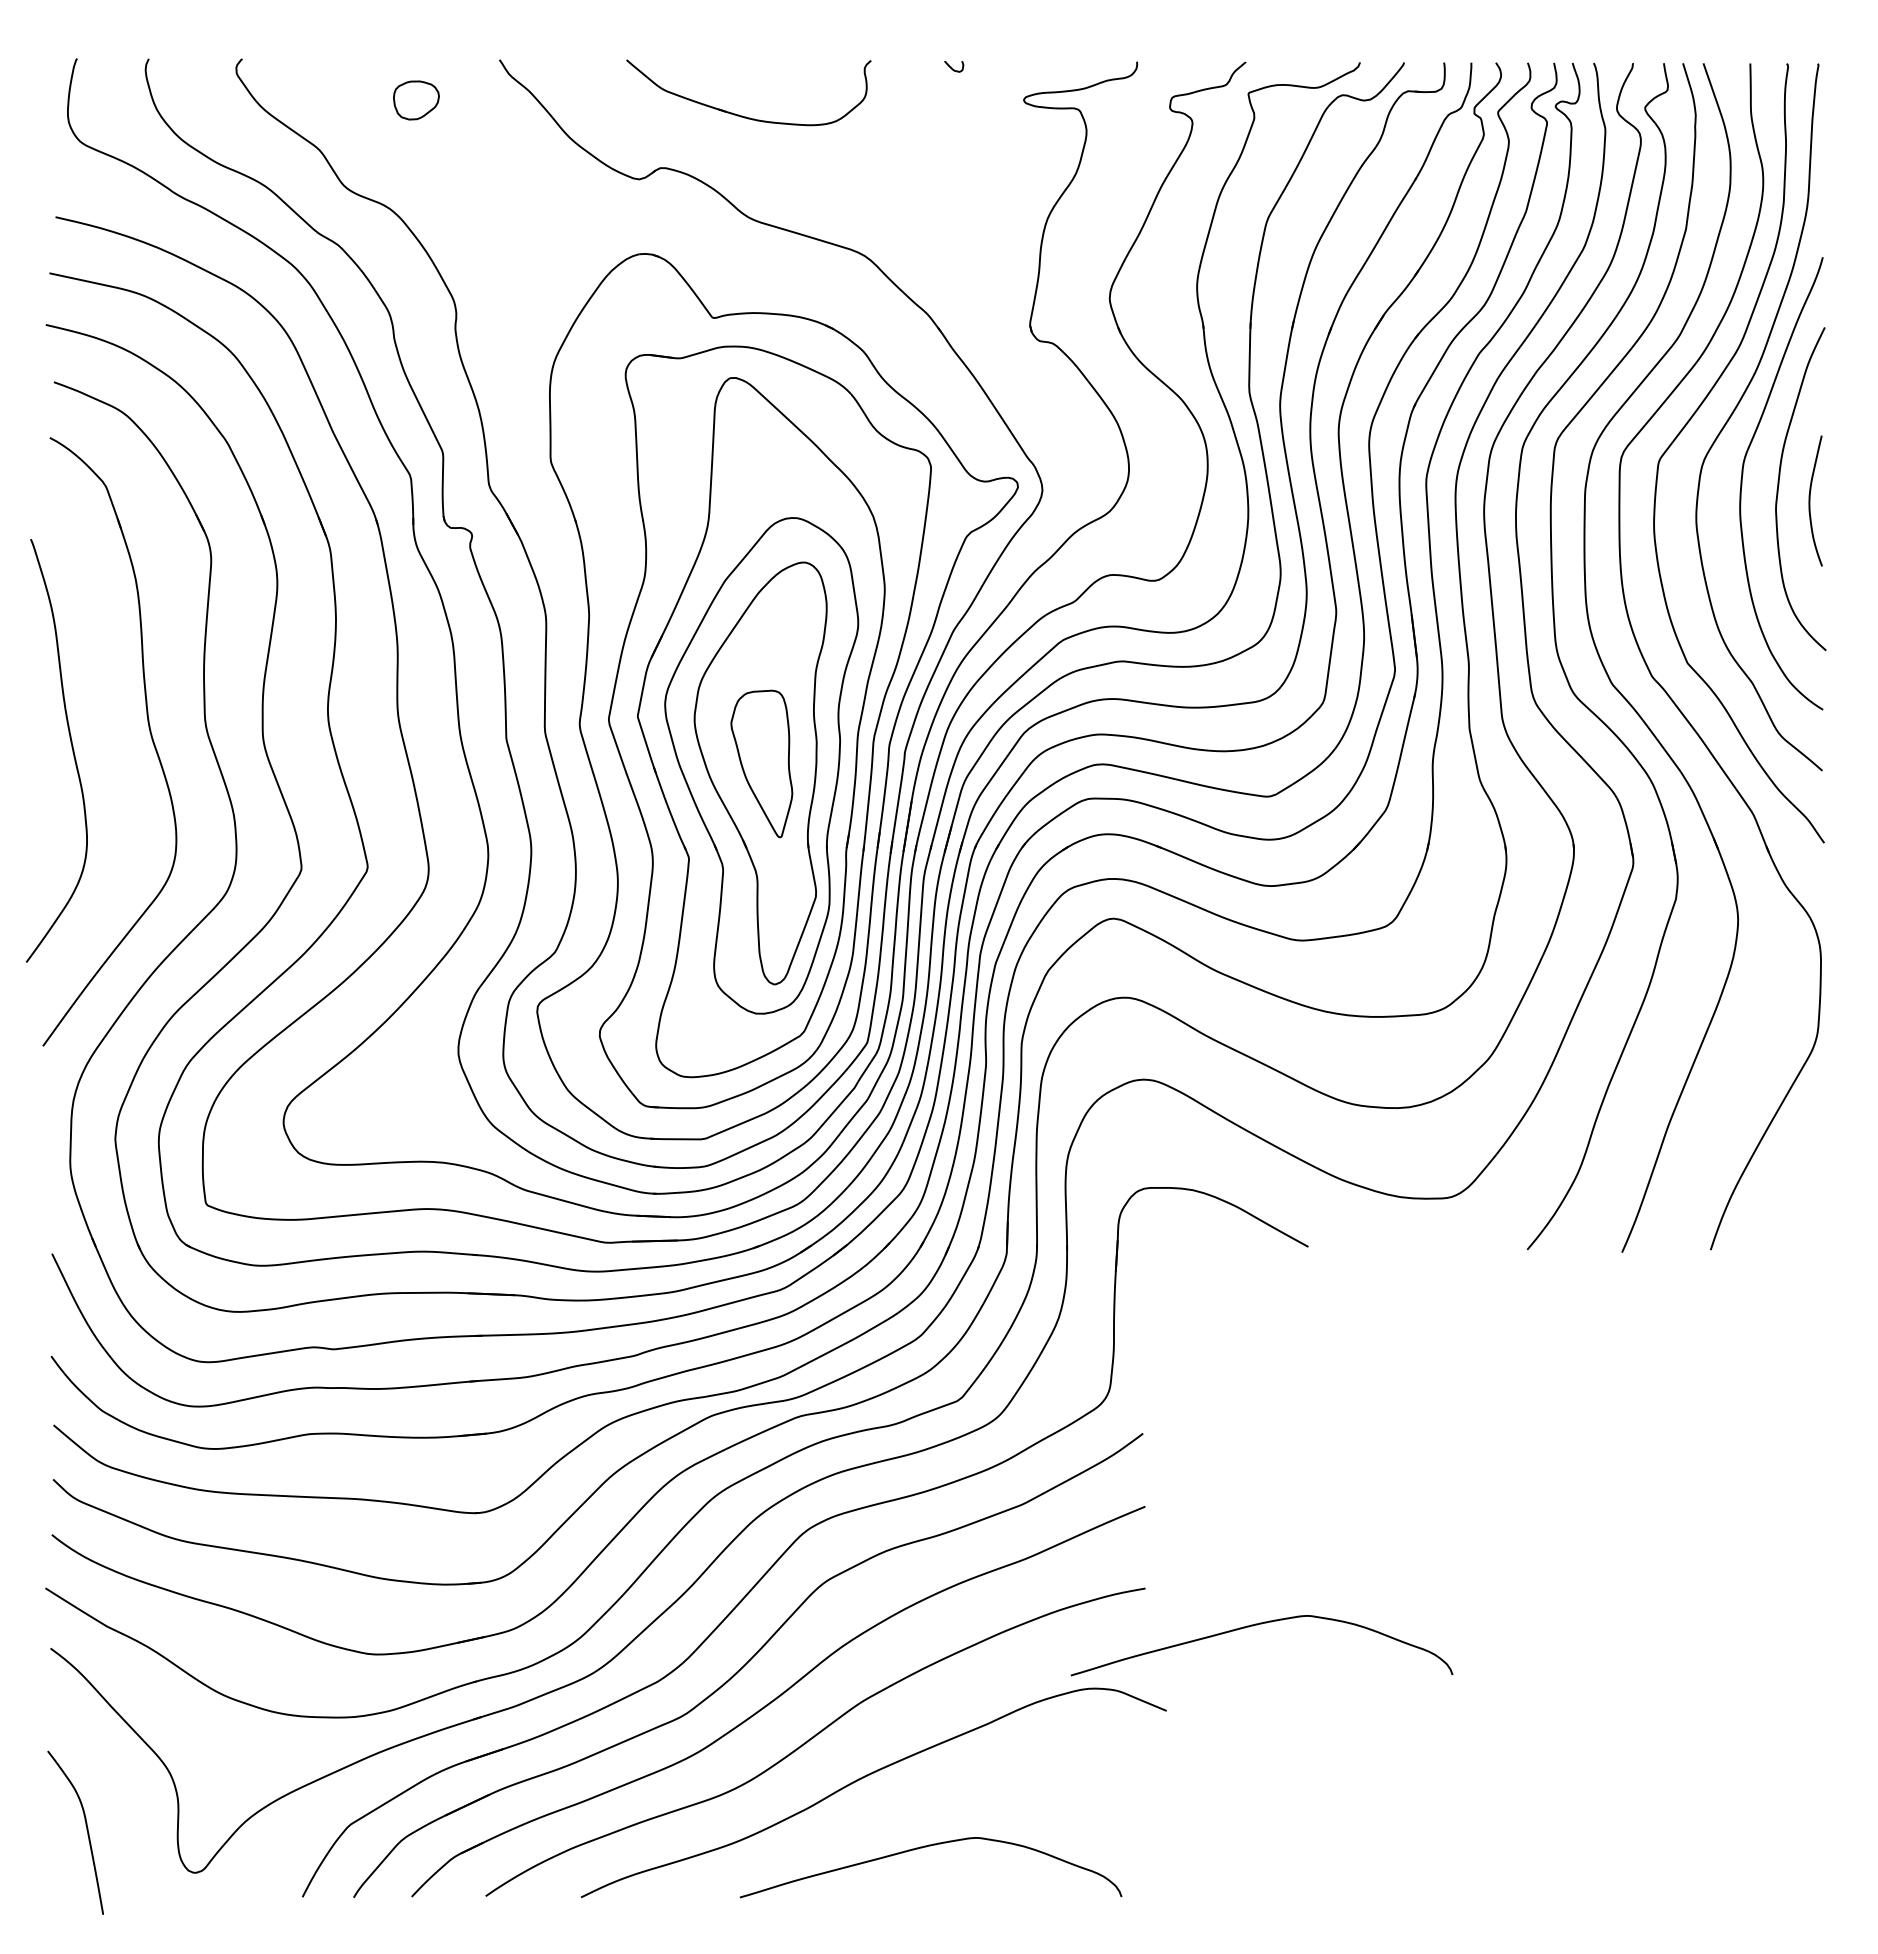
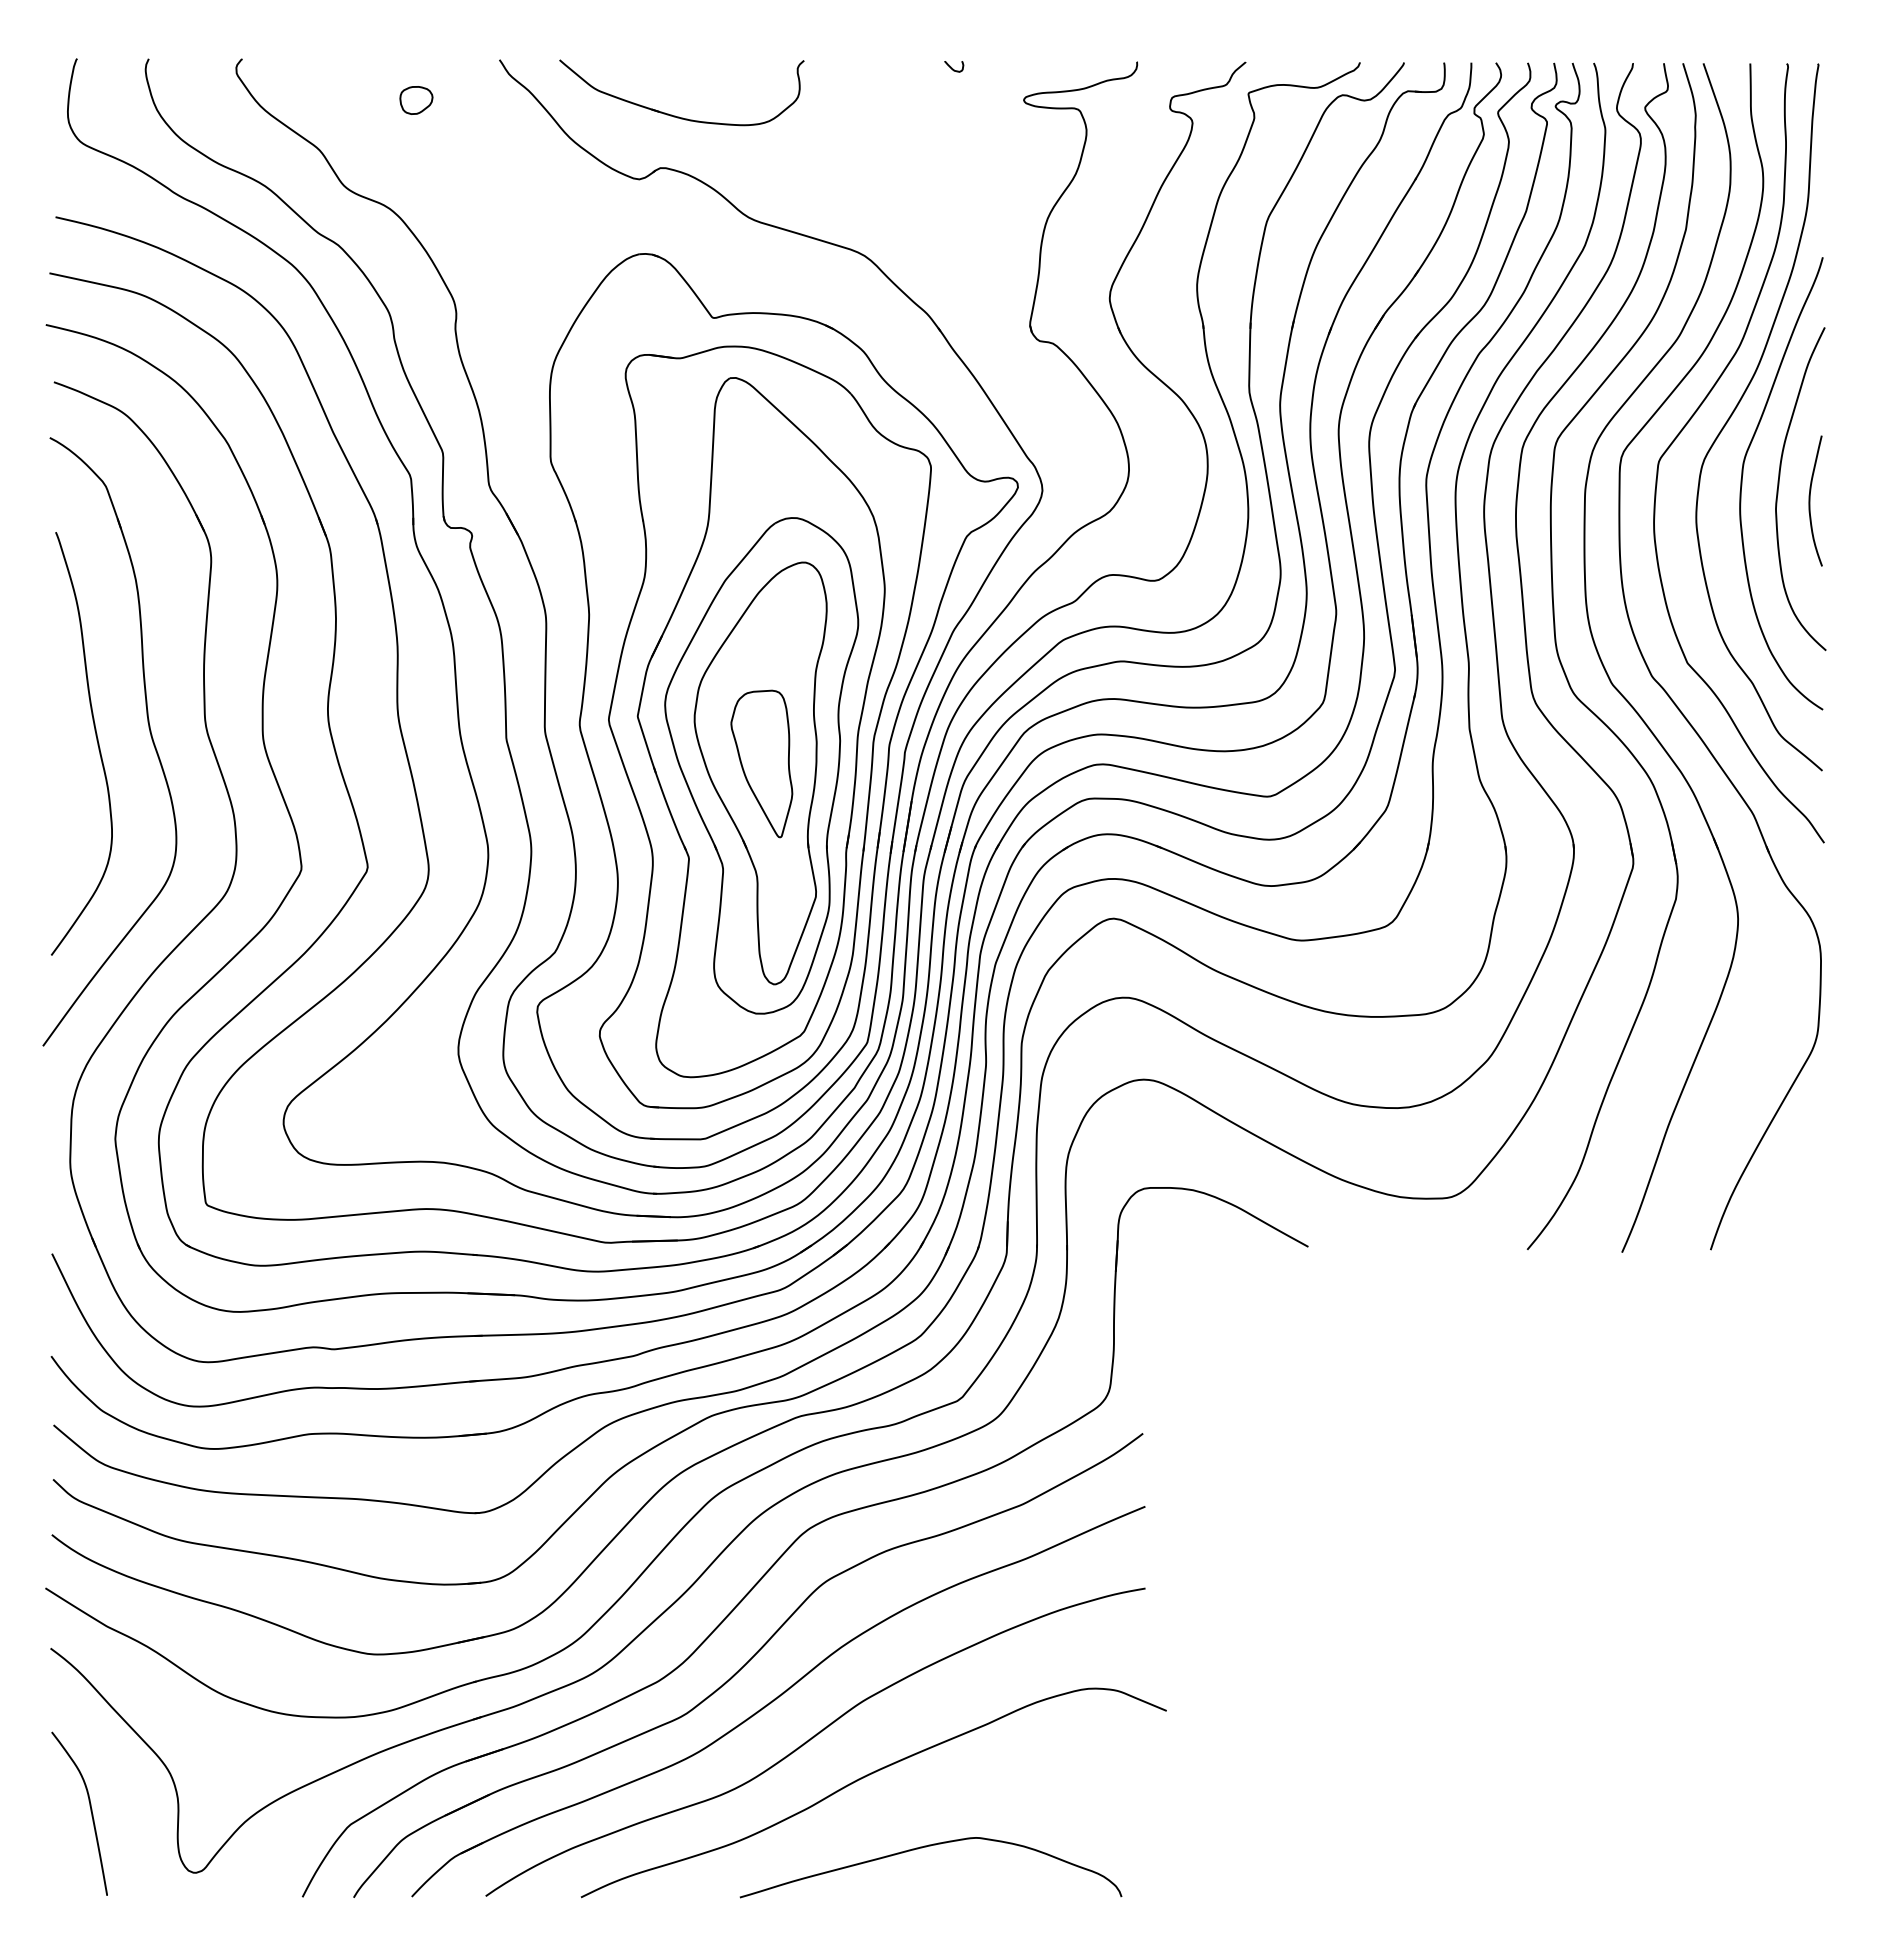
part size: 47x41 px -> 35x29 px (416, 100)
part position: (742, 115) -> (675, 115) (675, 115)
curve position: (71, 747) -> (96, 740) (96, 740)
curve: present -> none (1257, 1625)
curve position: (86, 1830) -> (90, 1811) (90, 1811)
